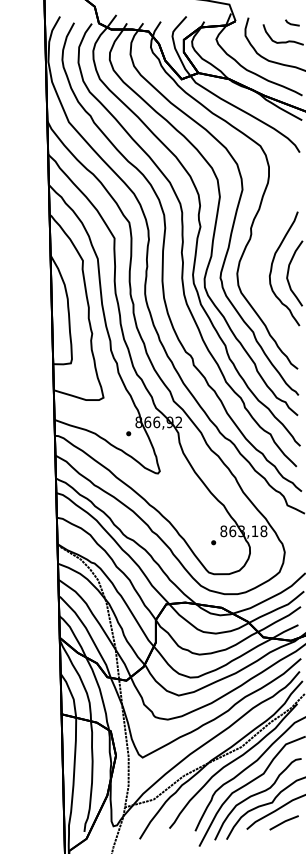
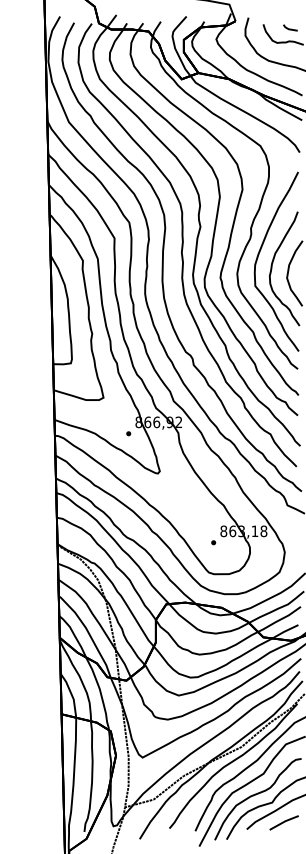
line position: (292, 23) -> (290, 28) (290, 28)
curve: none -> present (258, 258)
